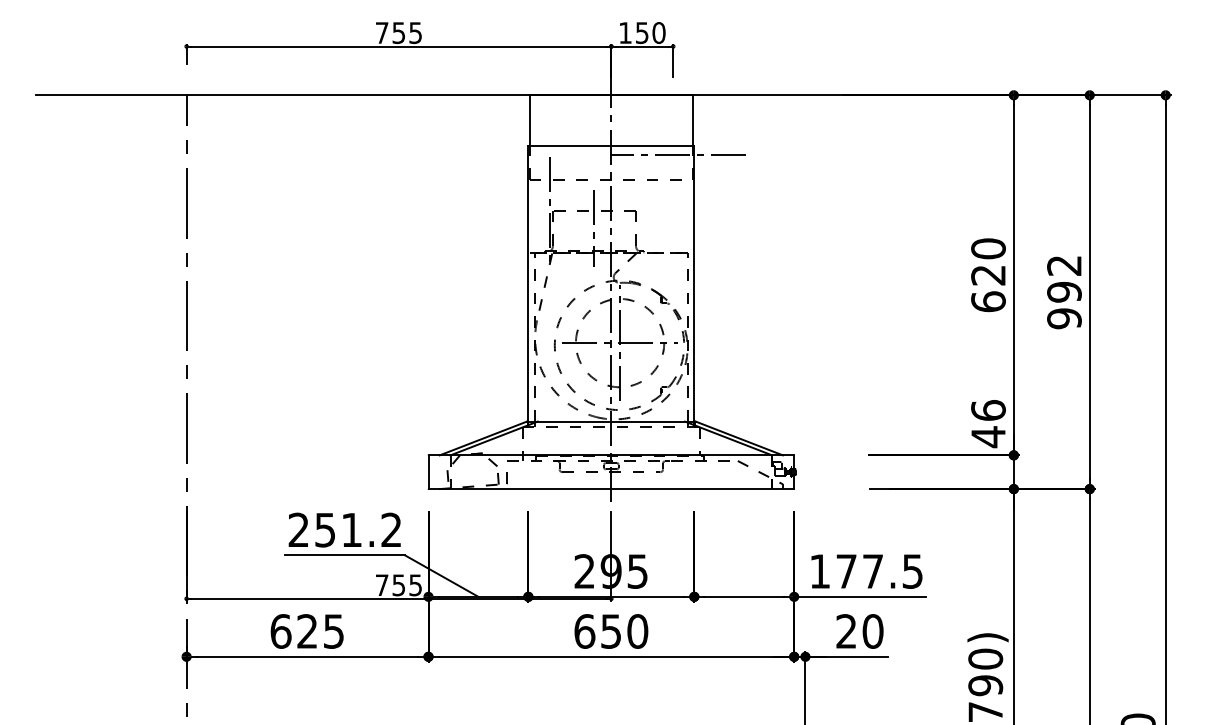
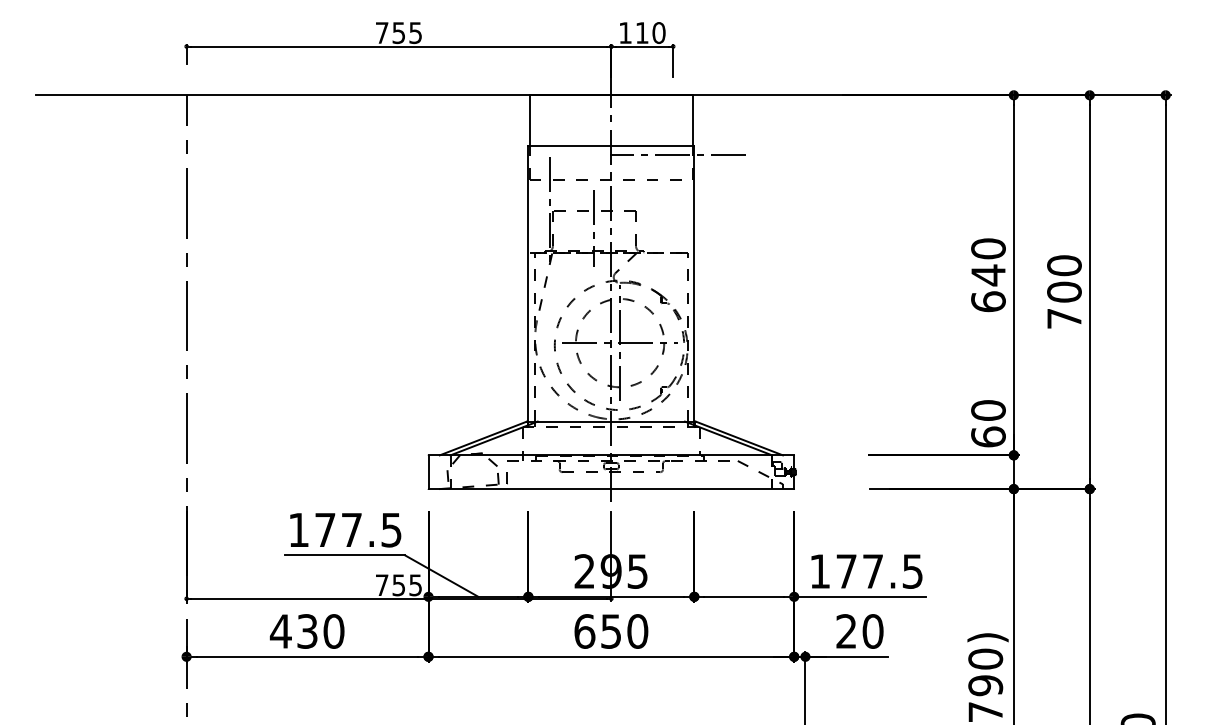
text: 150 -> 110 (642, 33)
text: 620 -> 640 (988, 275)
text: 992 -> 700 (1064, 292)
text: 46 -> 60 (988, 424)
text: 251.2 -> 177.5 (344, 529)
text: 625 -> 430 (306, 631)
